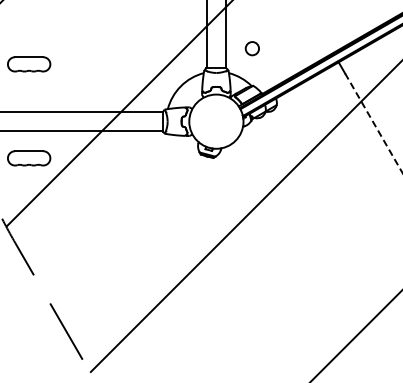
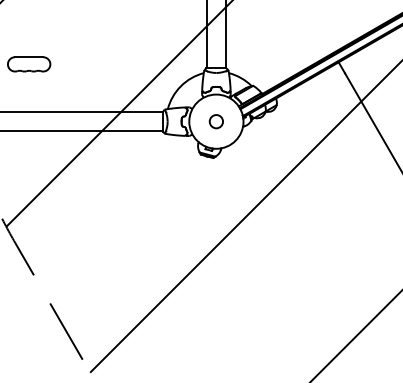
circle position: (251, 48) -> (215, 121) (215, 121)
line: dashed -> solid (373, 123)
part: present -> none (29, 158)
